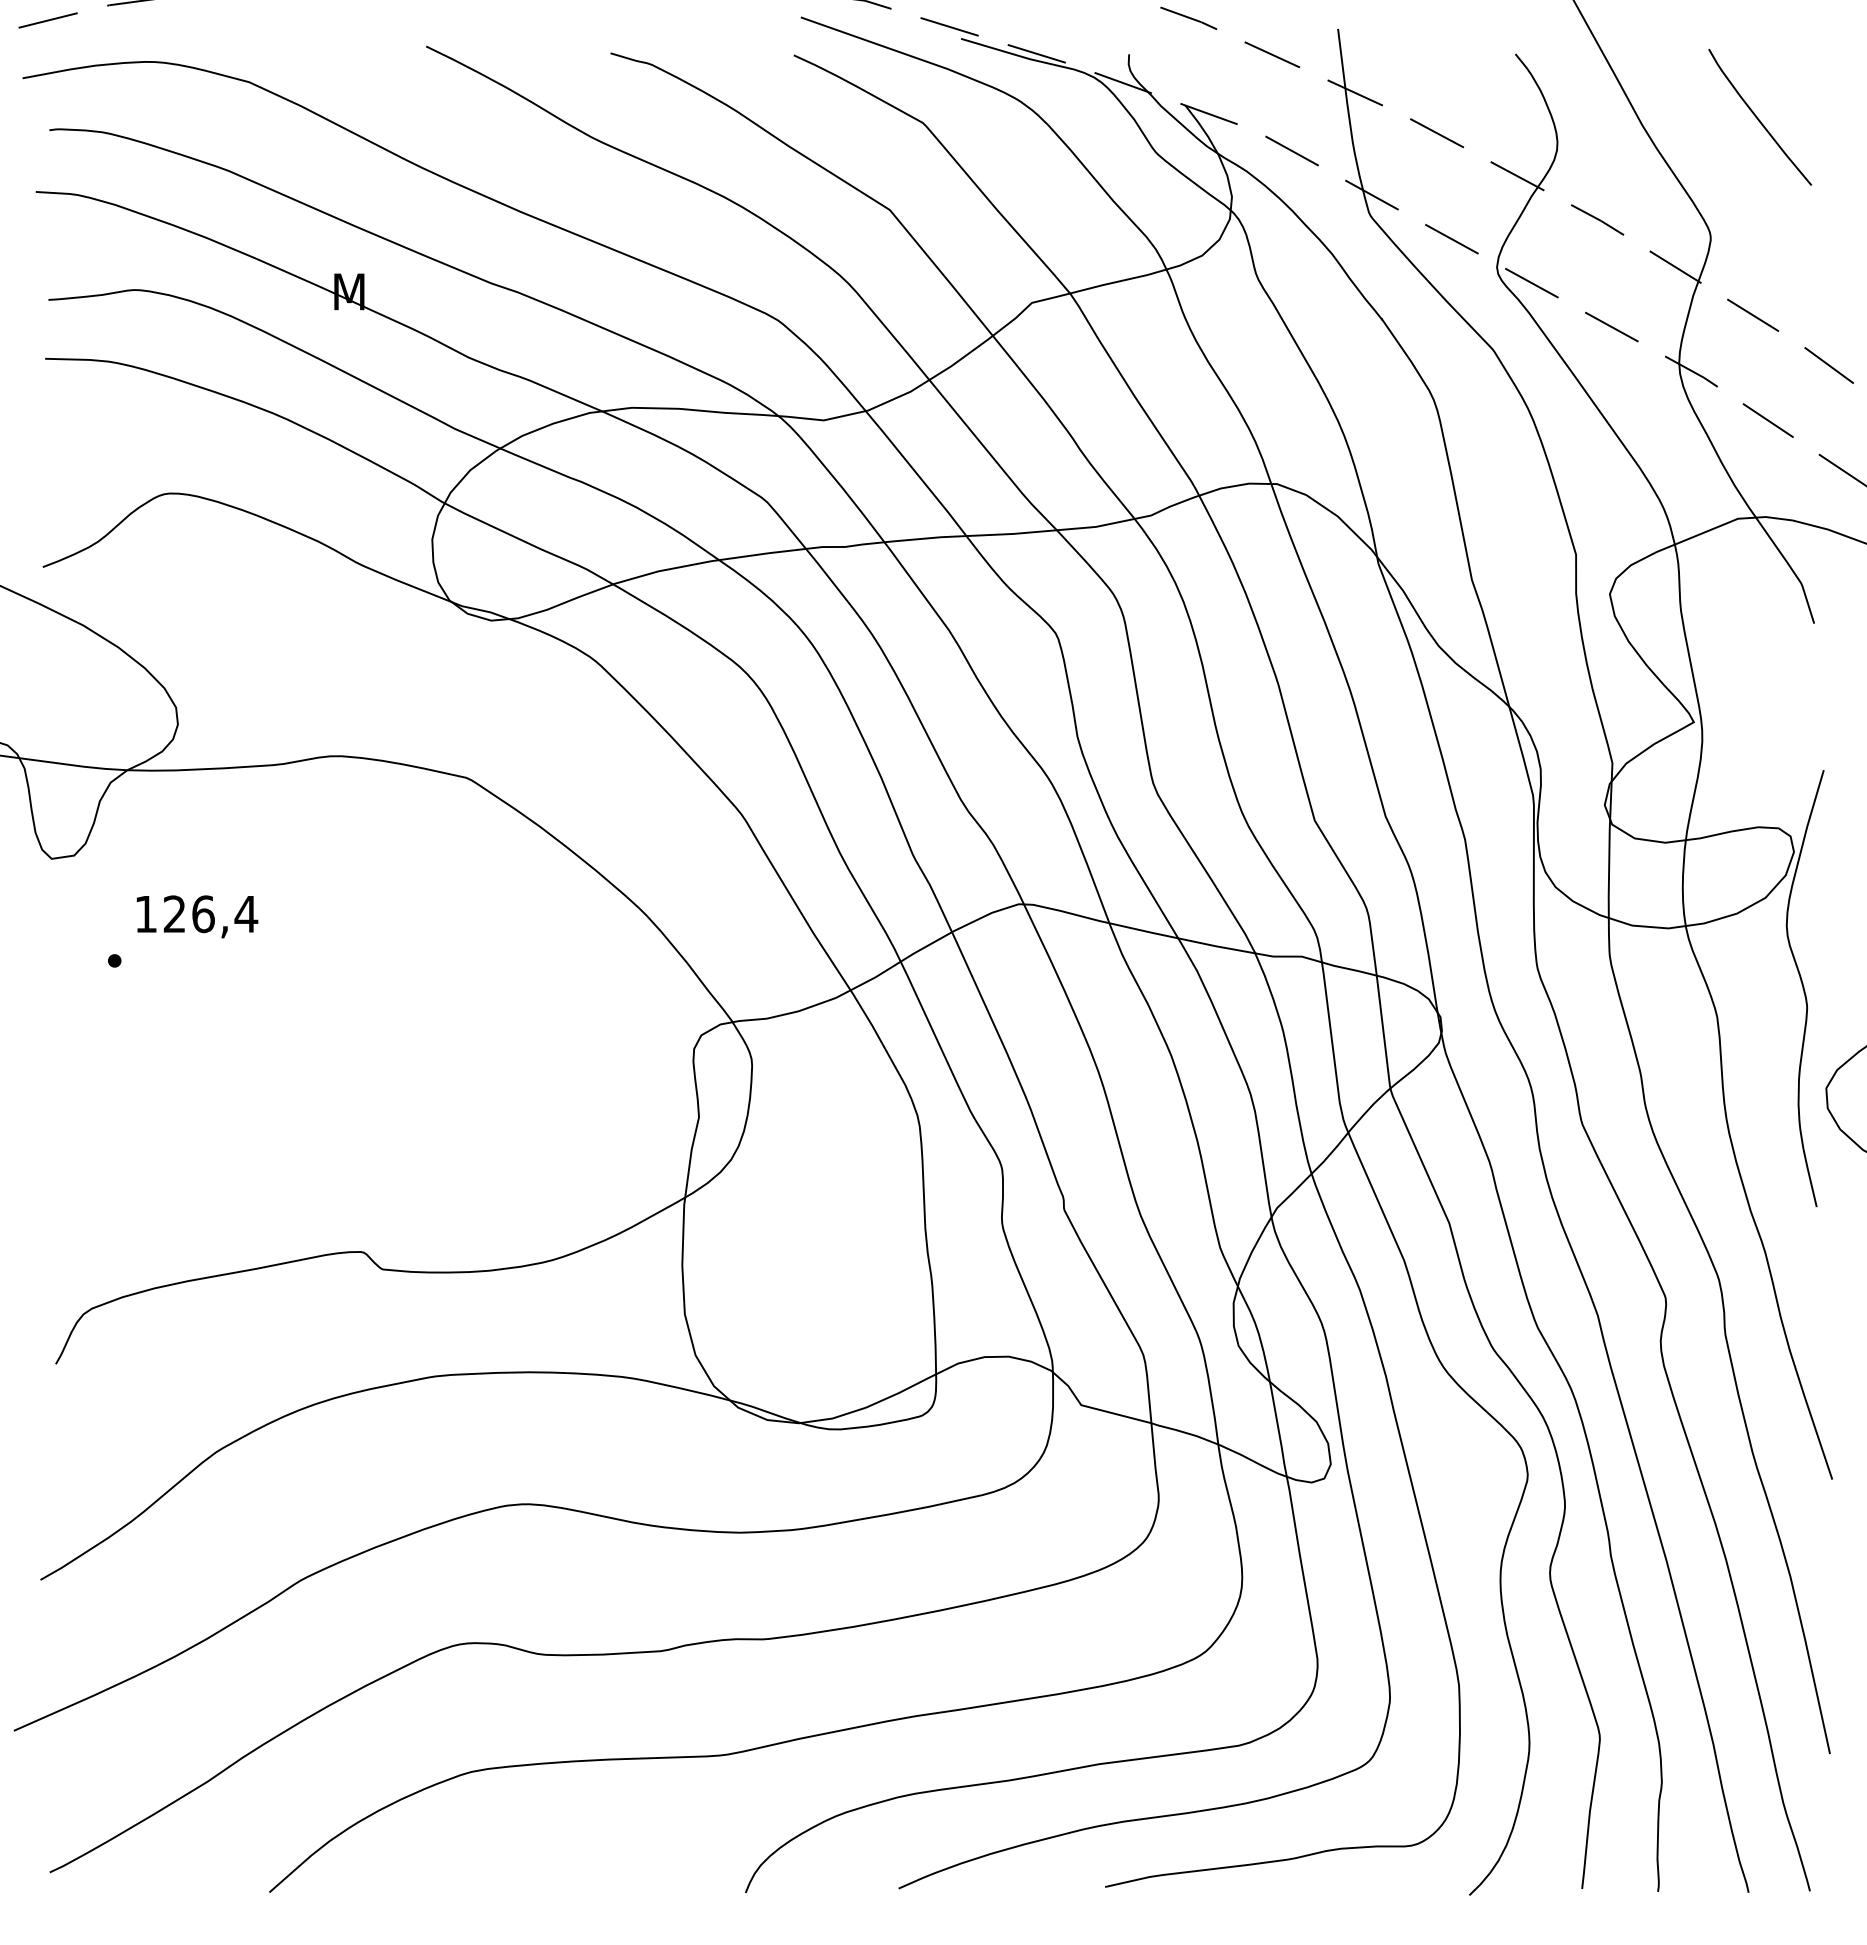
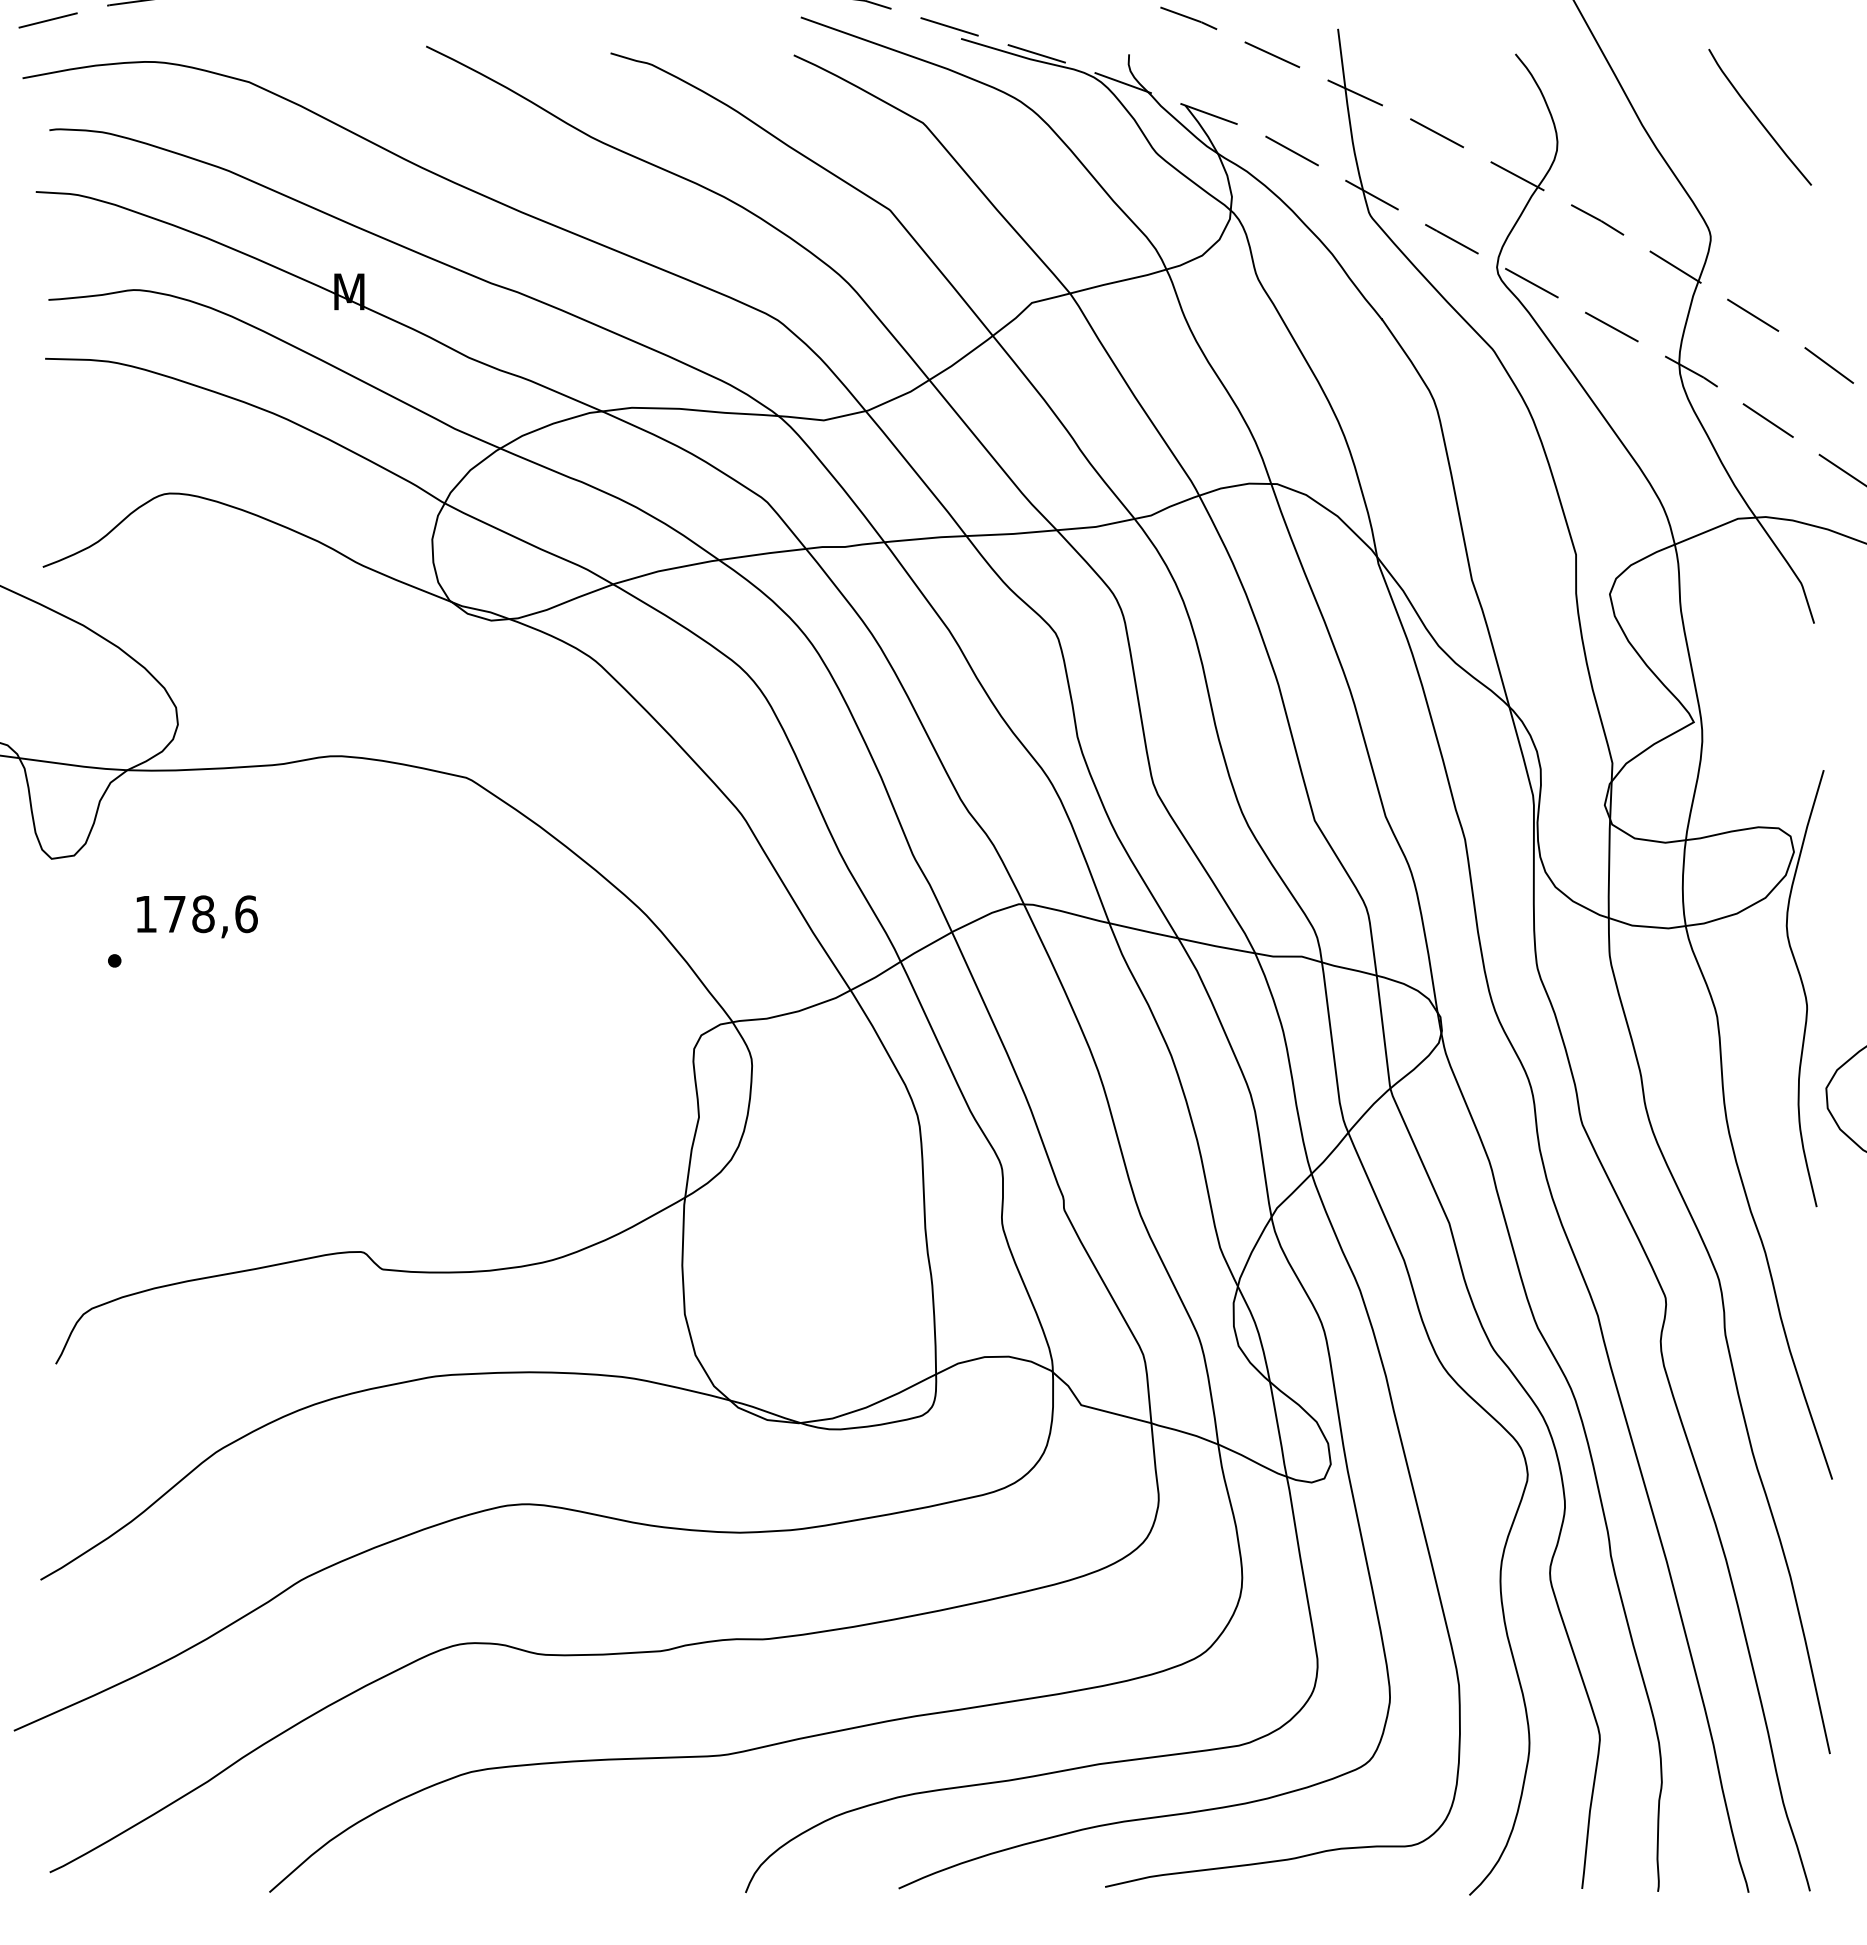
text: 126,4 -> 178,6 (210, 914)
